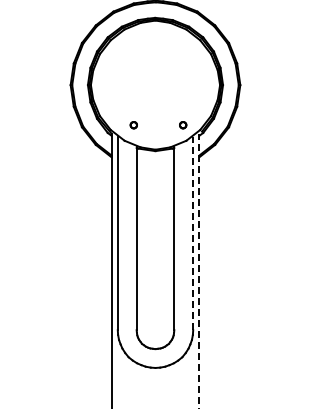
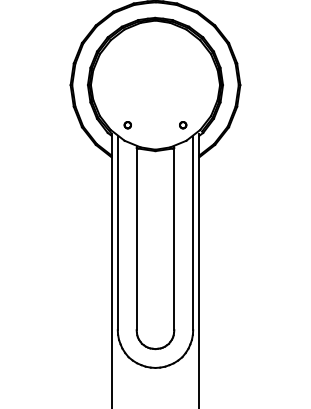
part position: (133, 125) -> (127, 125) (127, 125)
line: dashed -> solid (193, 233)
line: dashed -> solid (199, 270)
